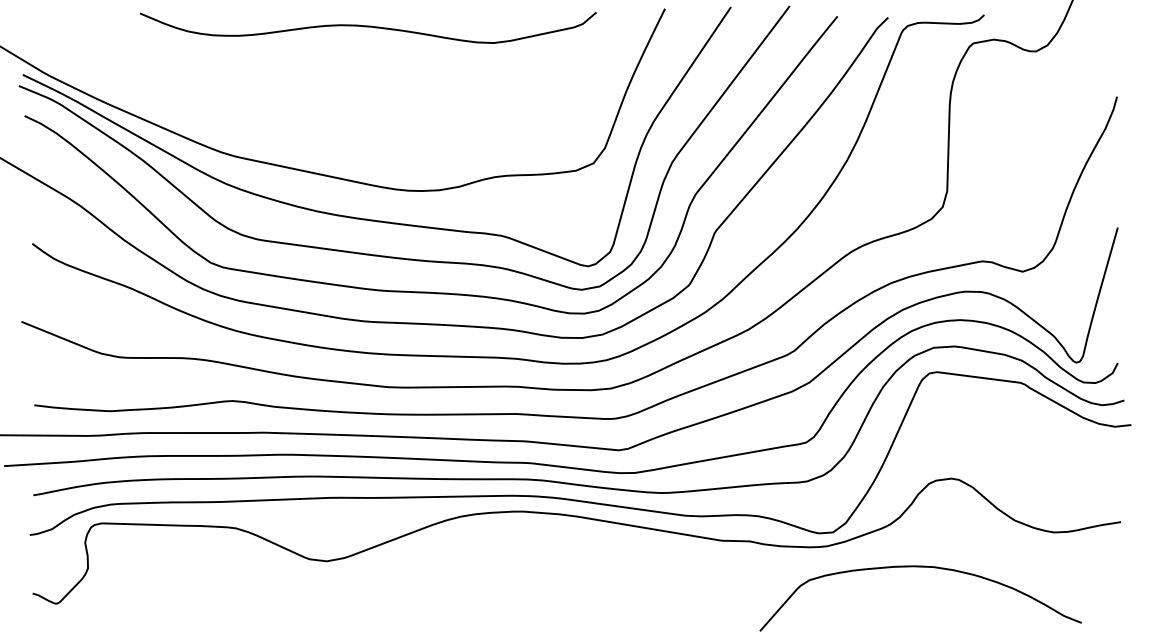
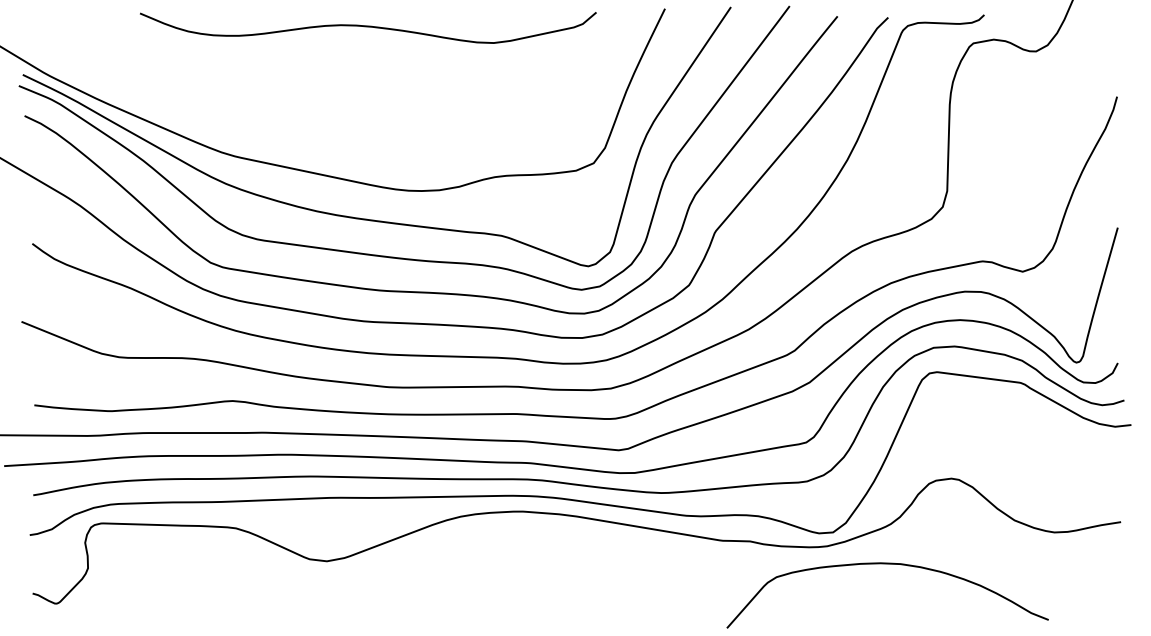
curve position: (920, 567) -> (887, 564) (887, 564)
